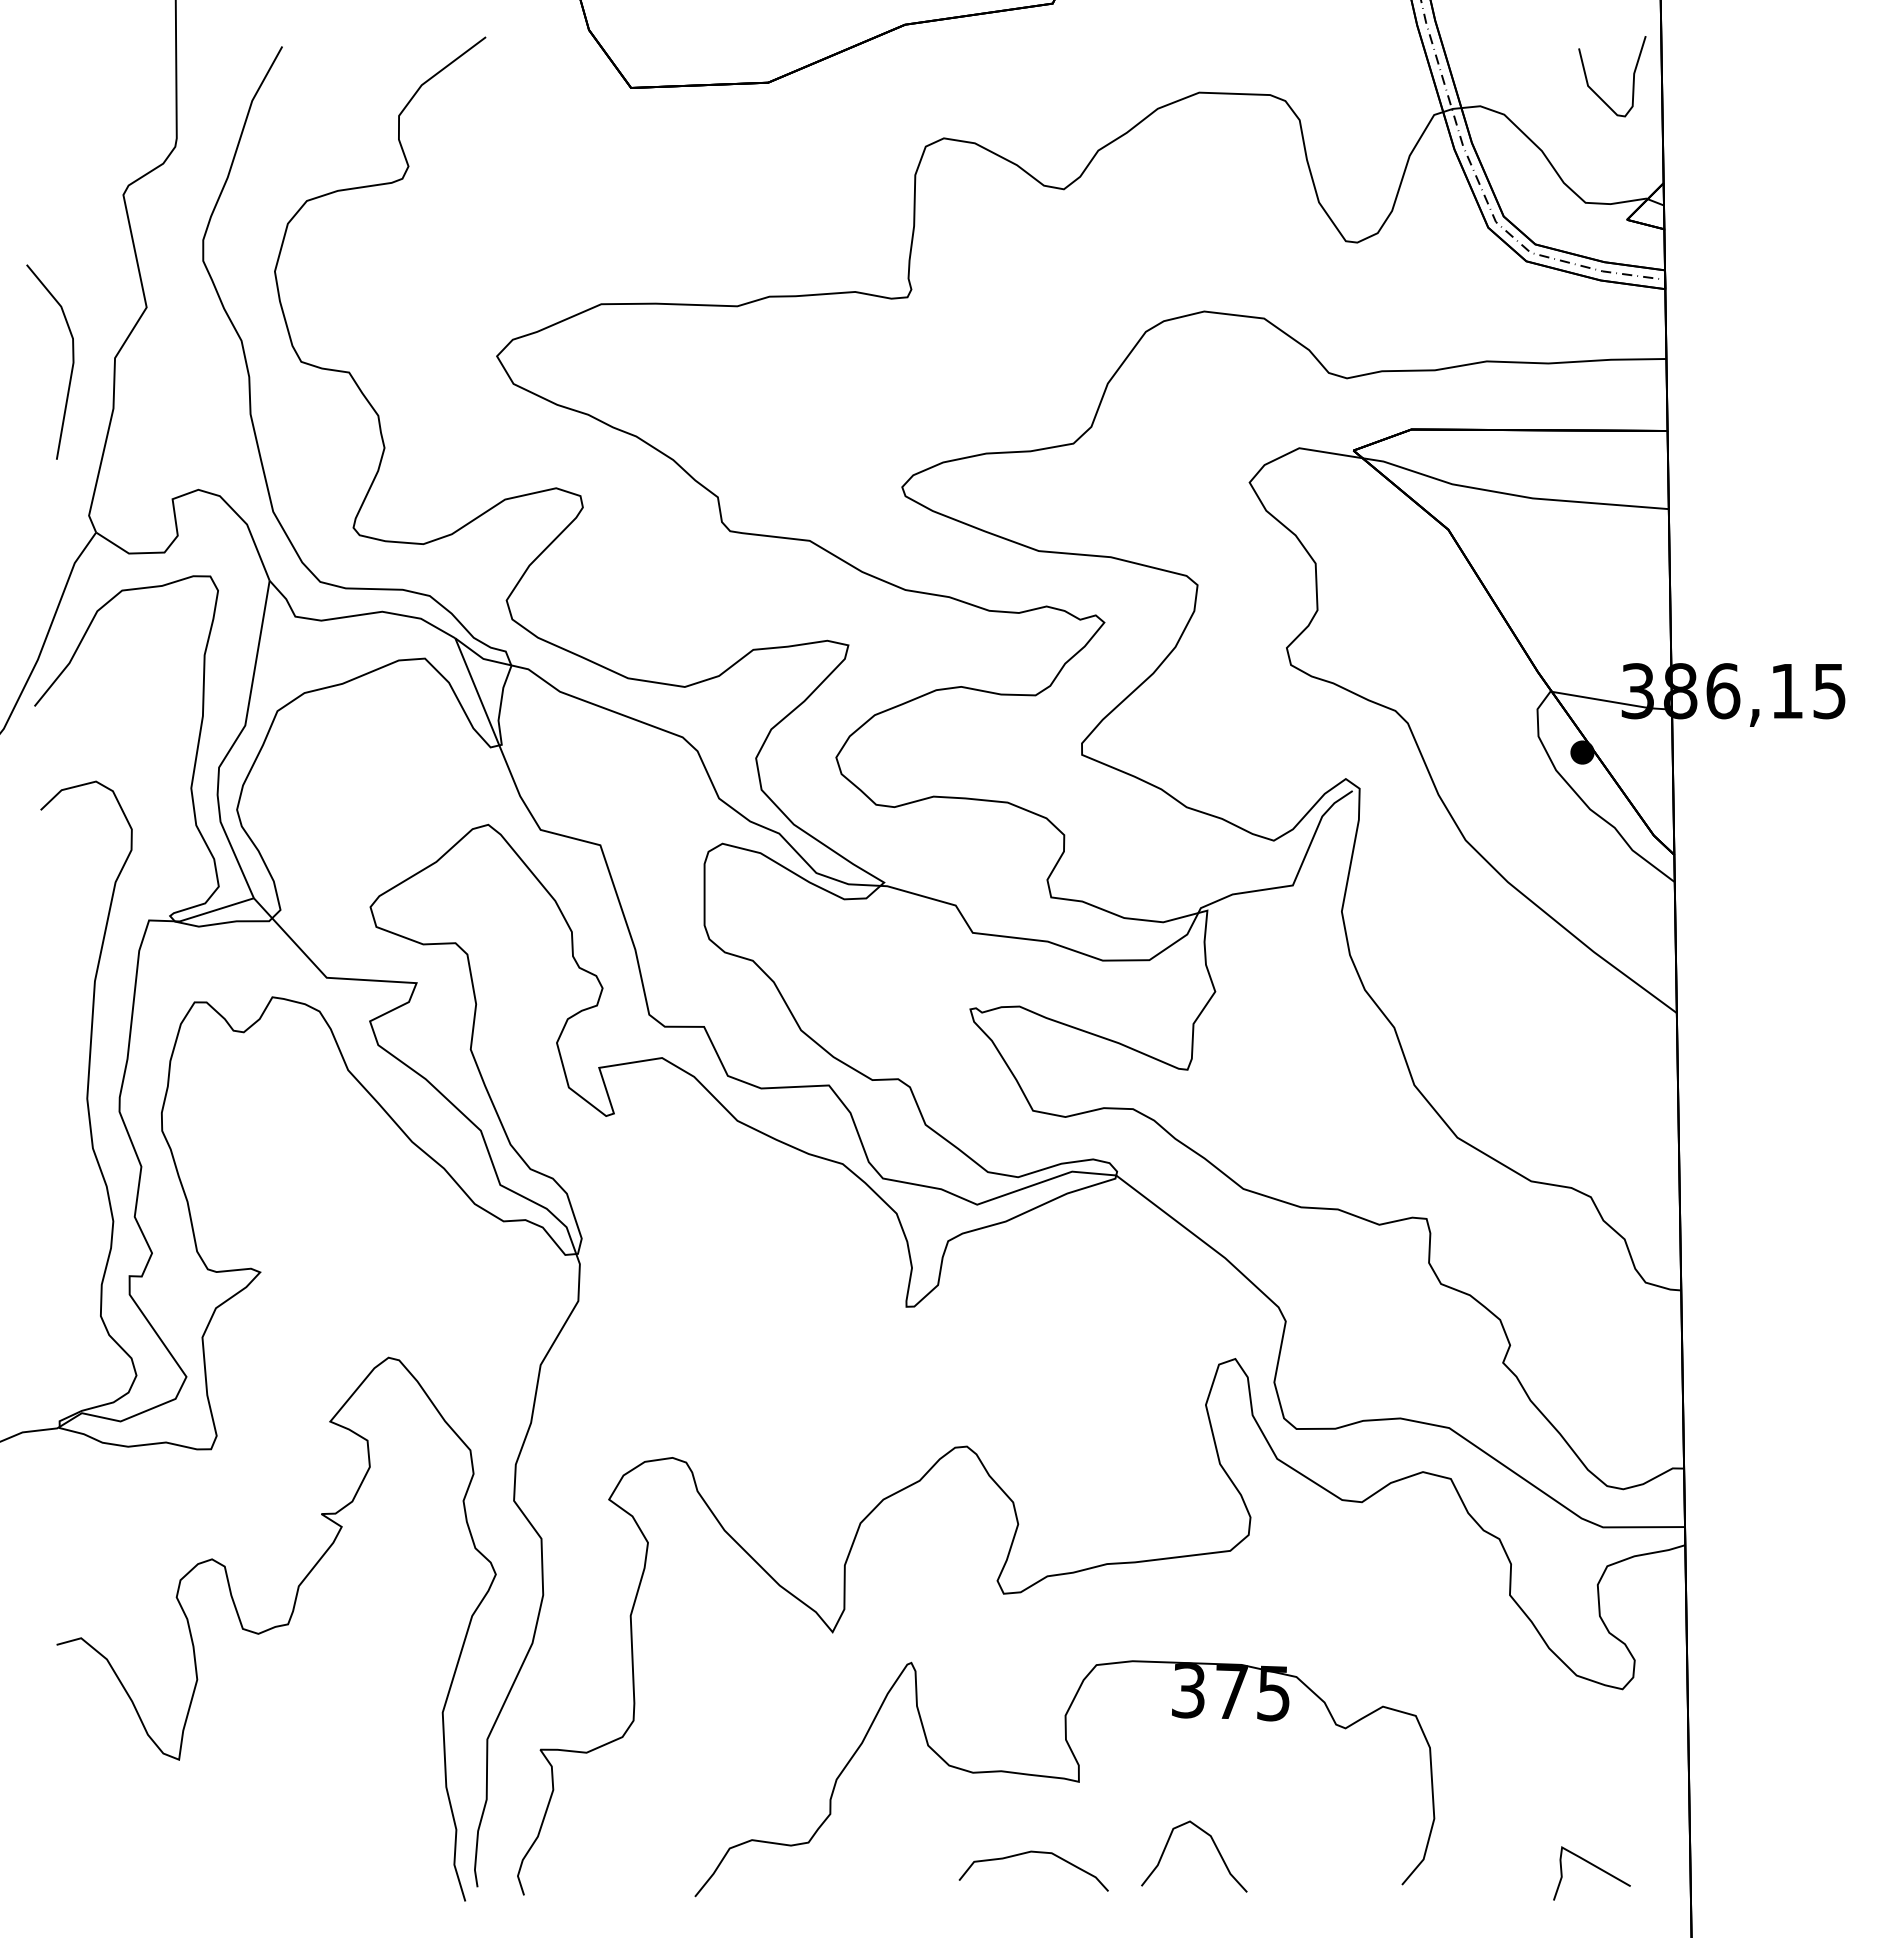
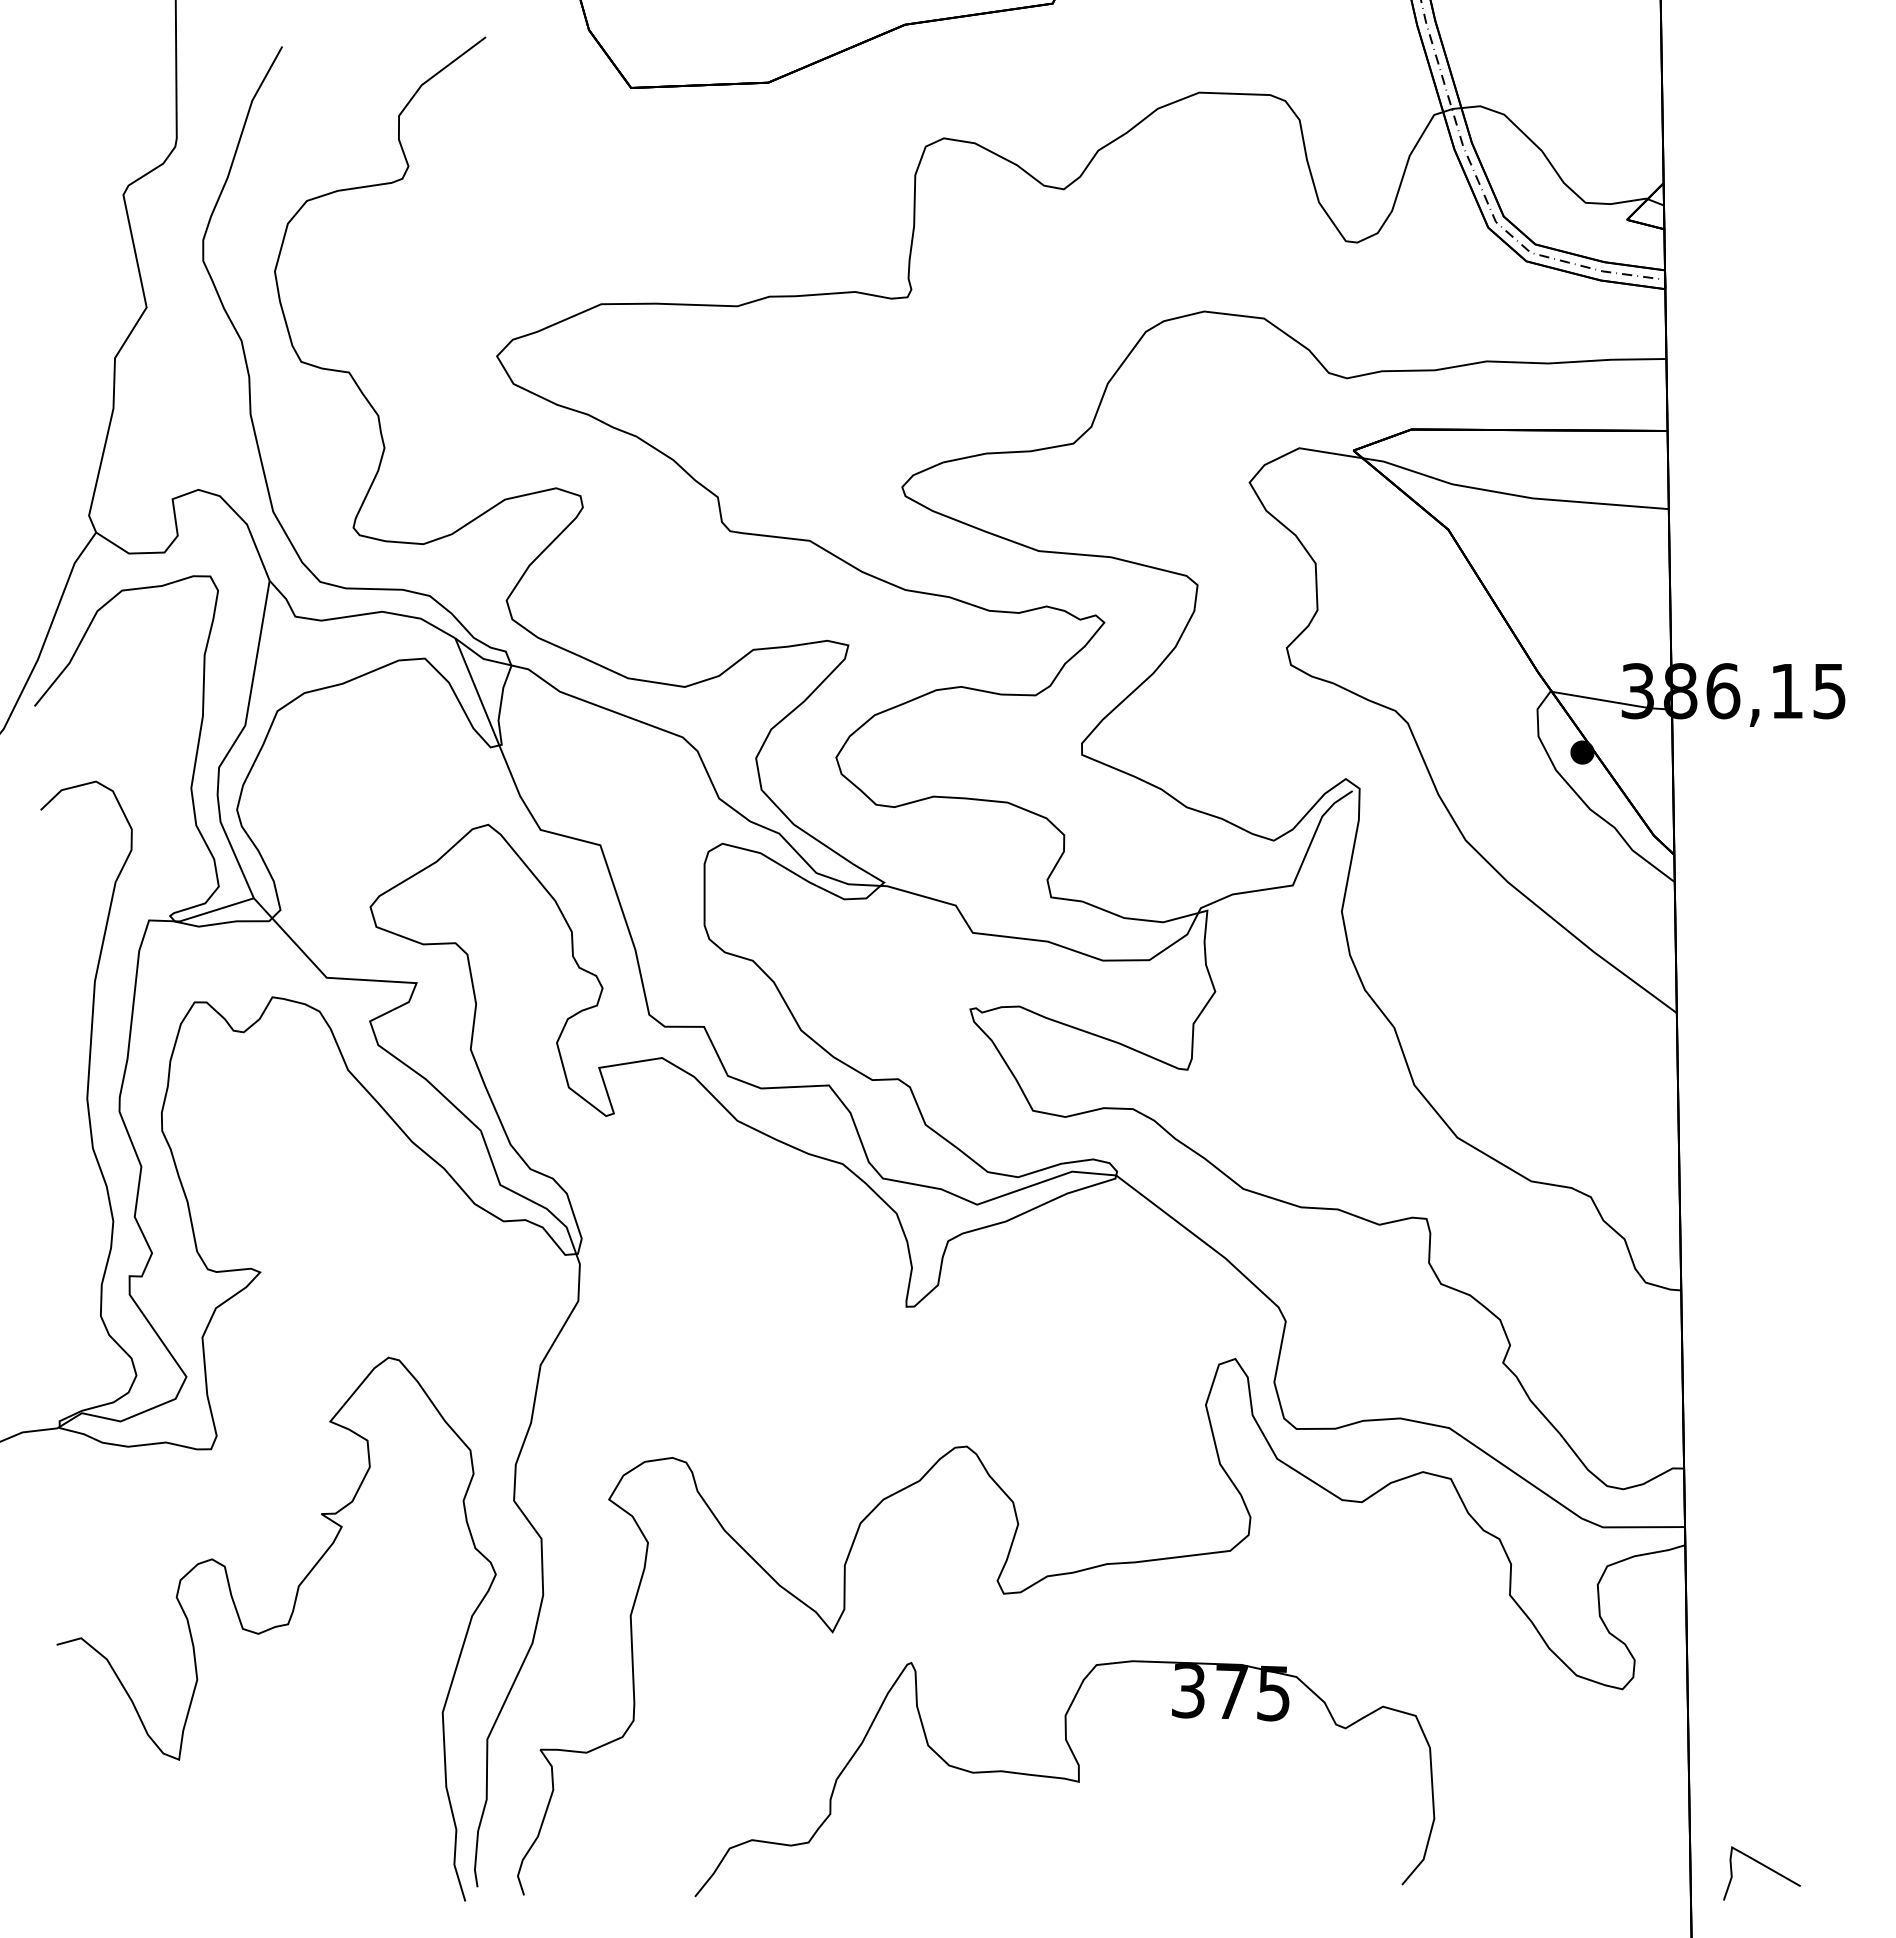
curve: present -> none (1632, 81)
line: present -> none (71, 367)
curve: present -> none (1214, 1845)
curve: present -> none (1028, 1853)
curve position: (1595, 1867) -> (1765, 1867) (1765, 1867)
